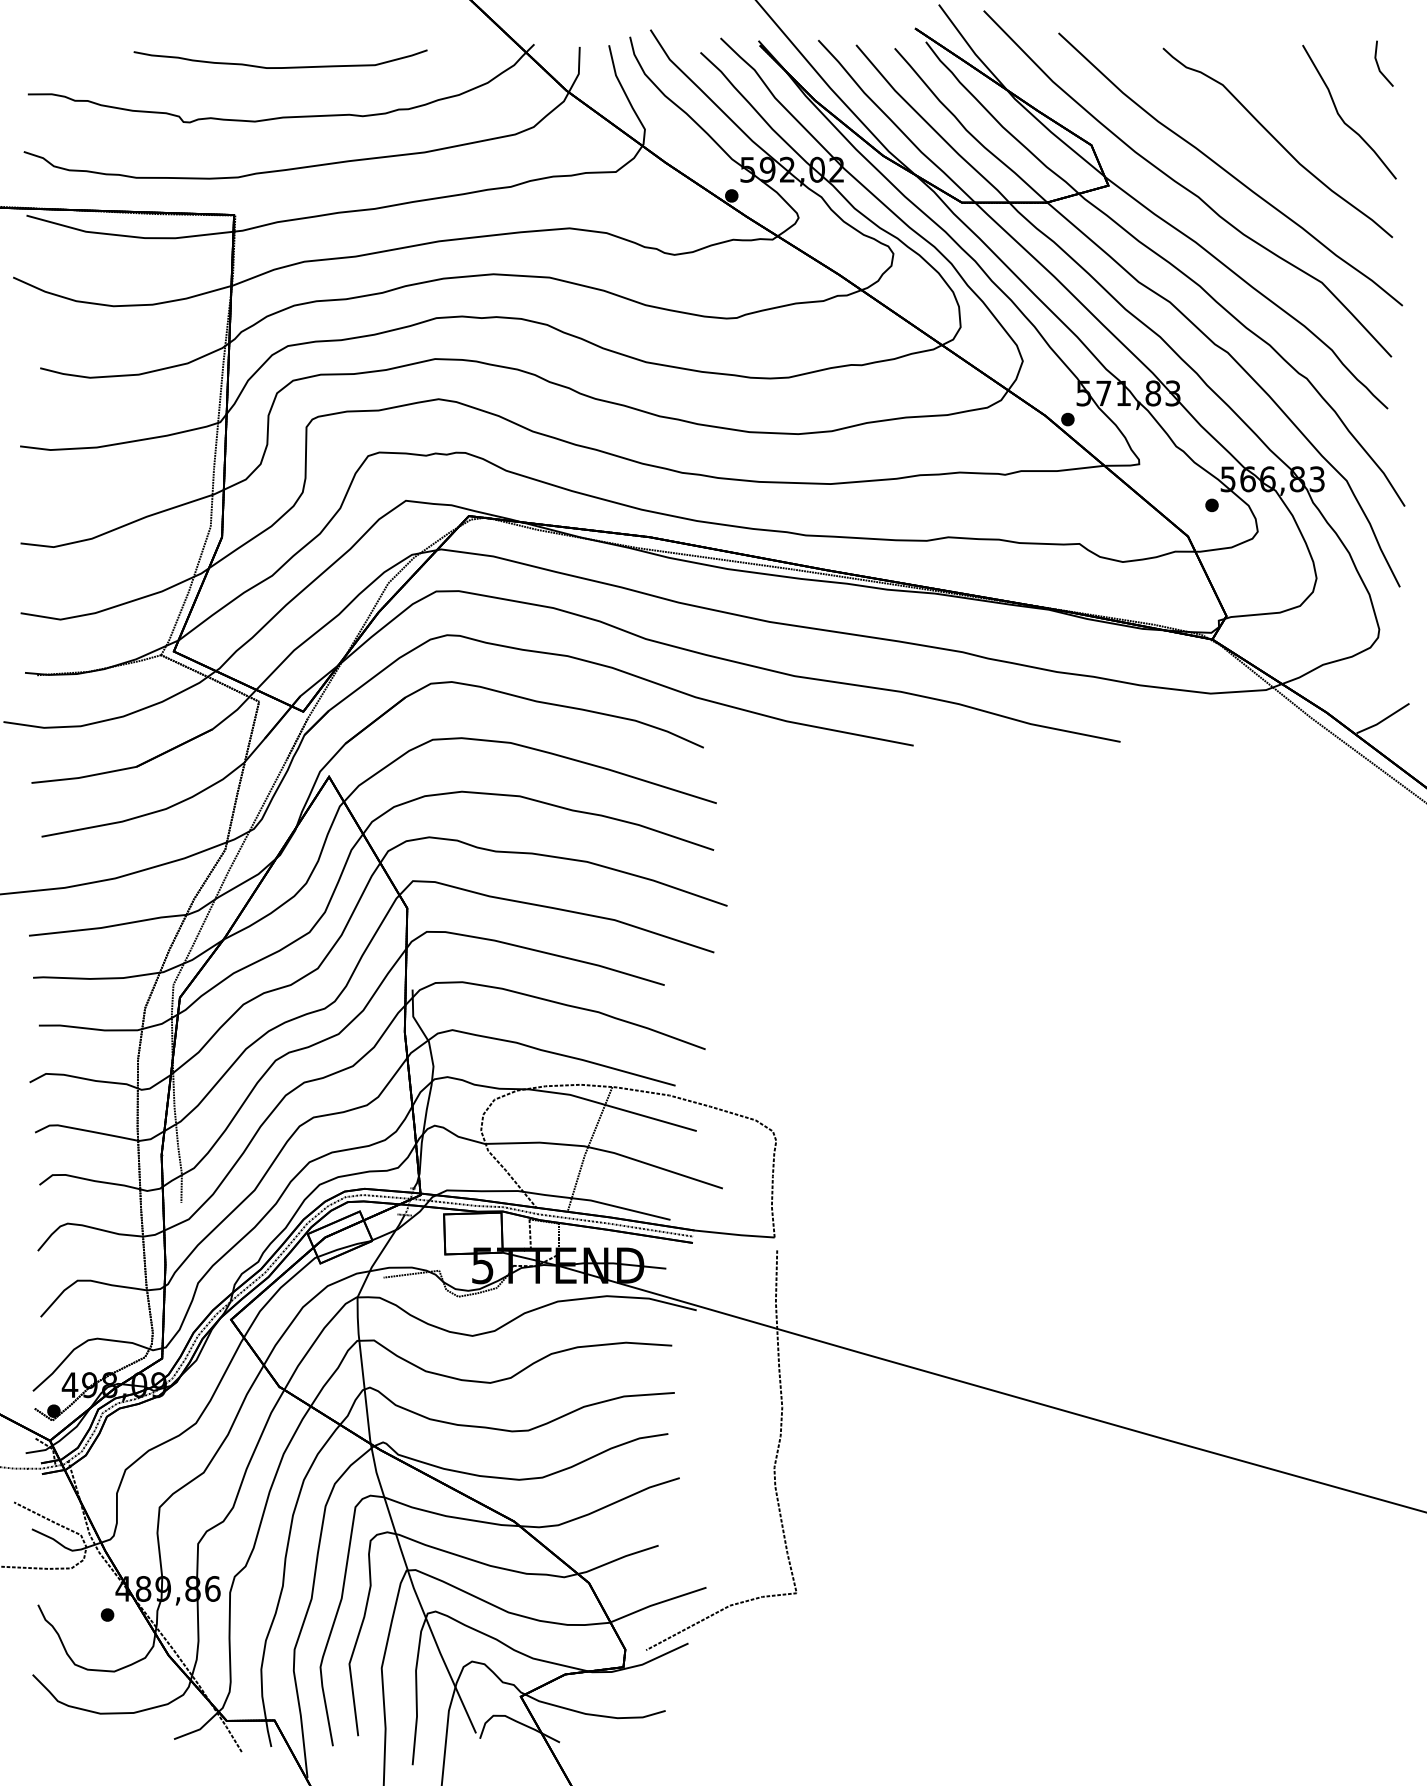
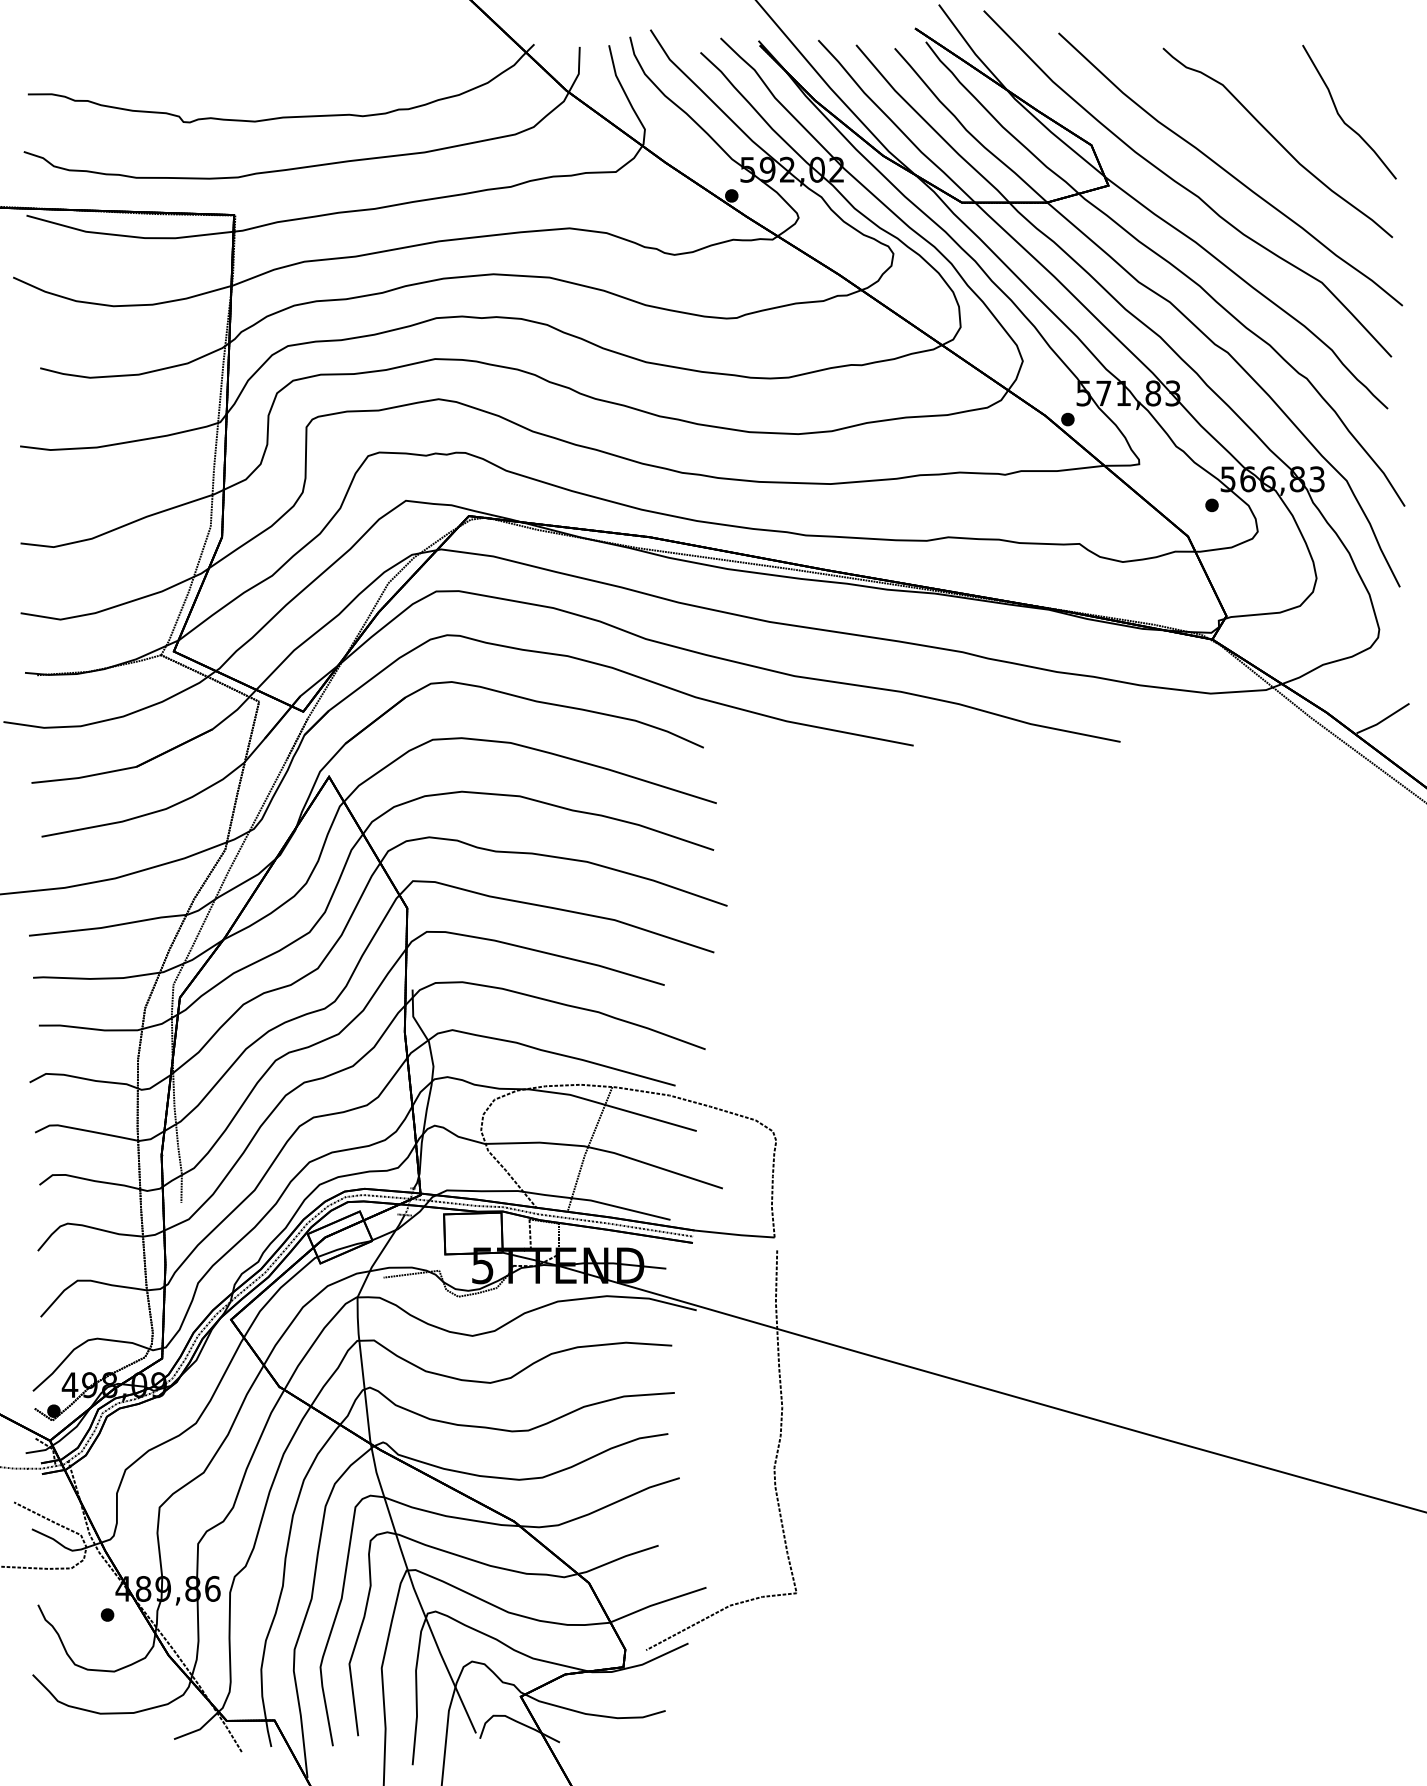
line: present -> none (1378, 63)
curve: present -> none (280, 67)
